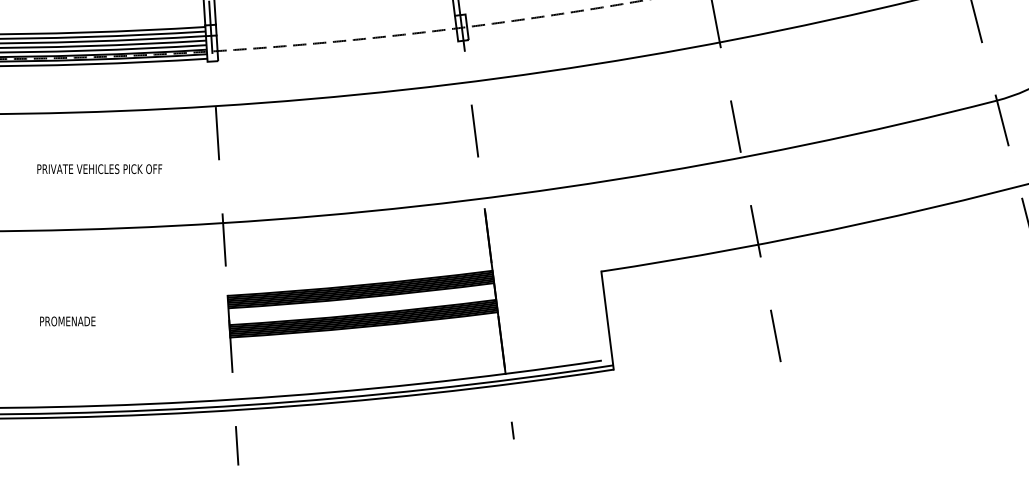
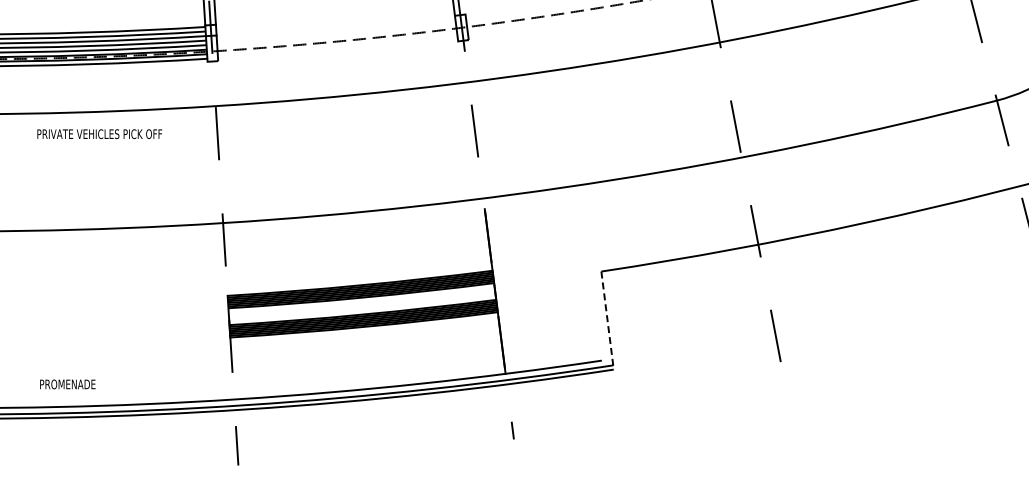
text position: (99, 169) -> (99, 134) (99, 134)
text position: (67, 321) -> (67, 384) (67, 384)
line: solid -> dashed (607, 321)
